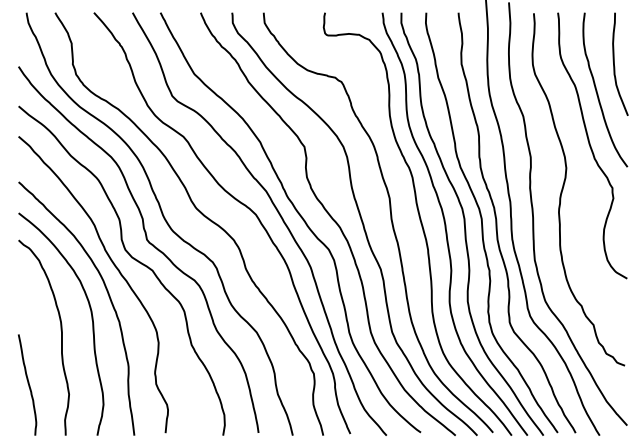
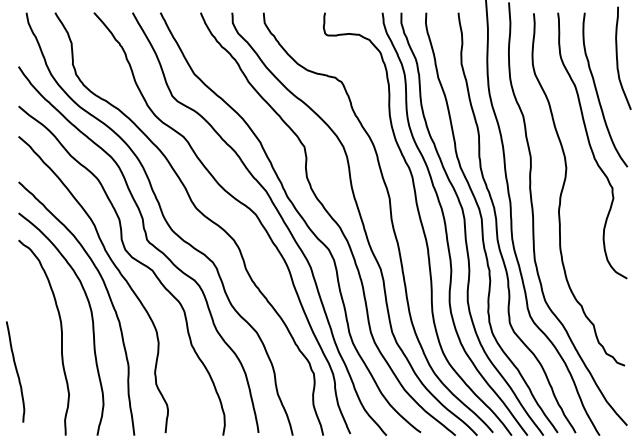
curve position: (615, 66) -> (618, 60) (618, 60)
curve position: (27, 383) -> (15, 370) (15, 370)
